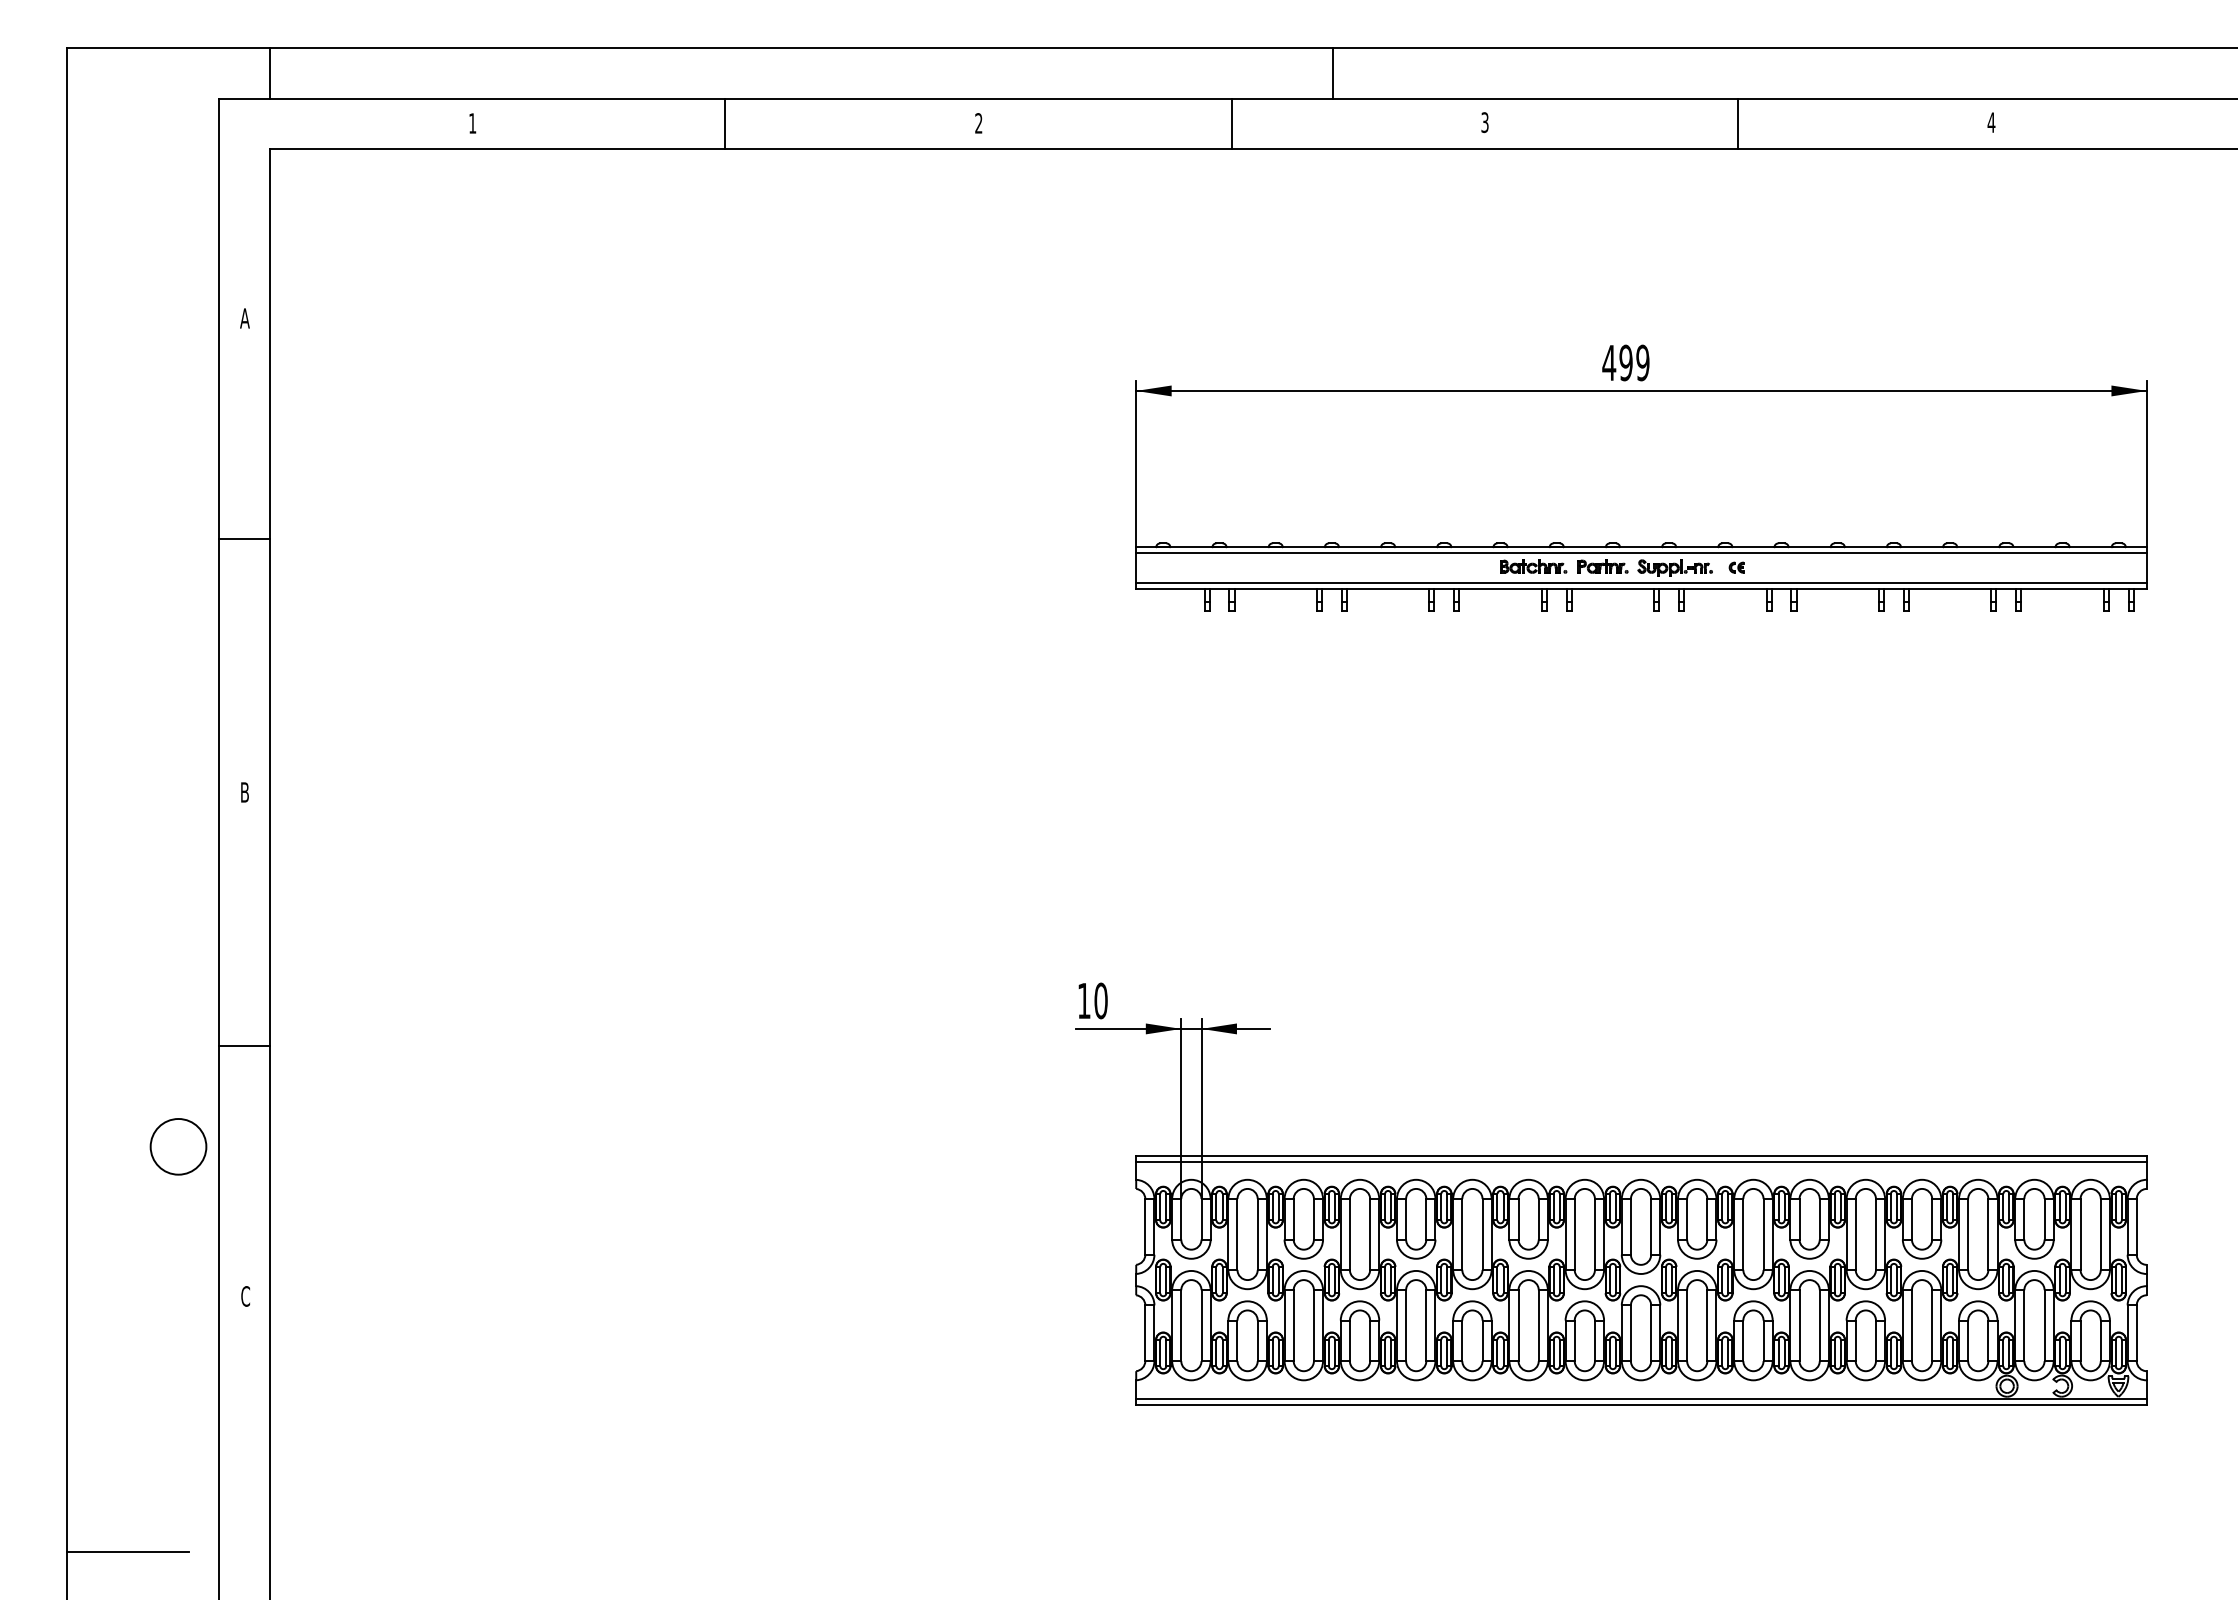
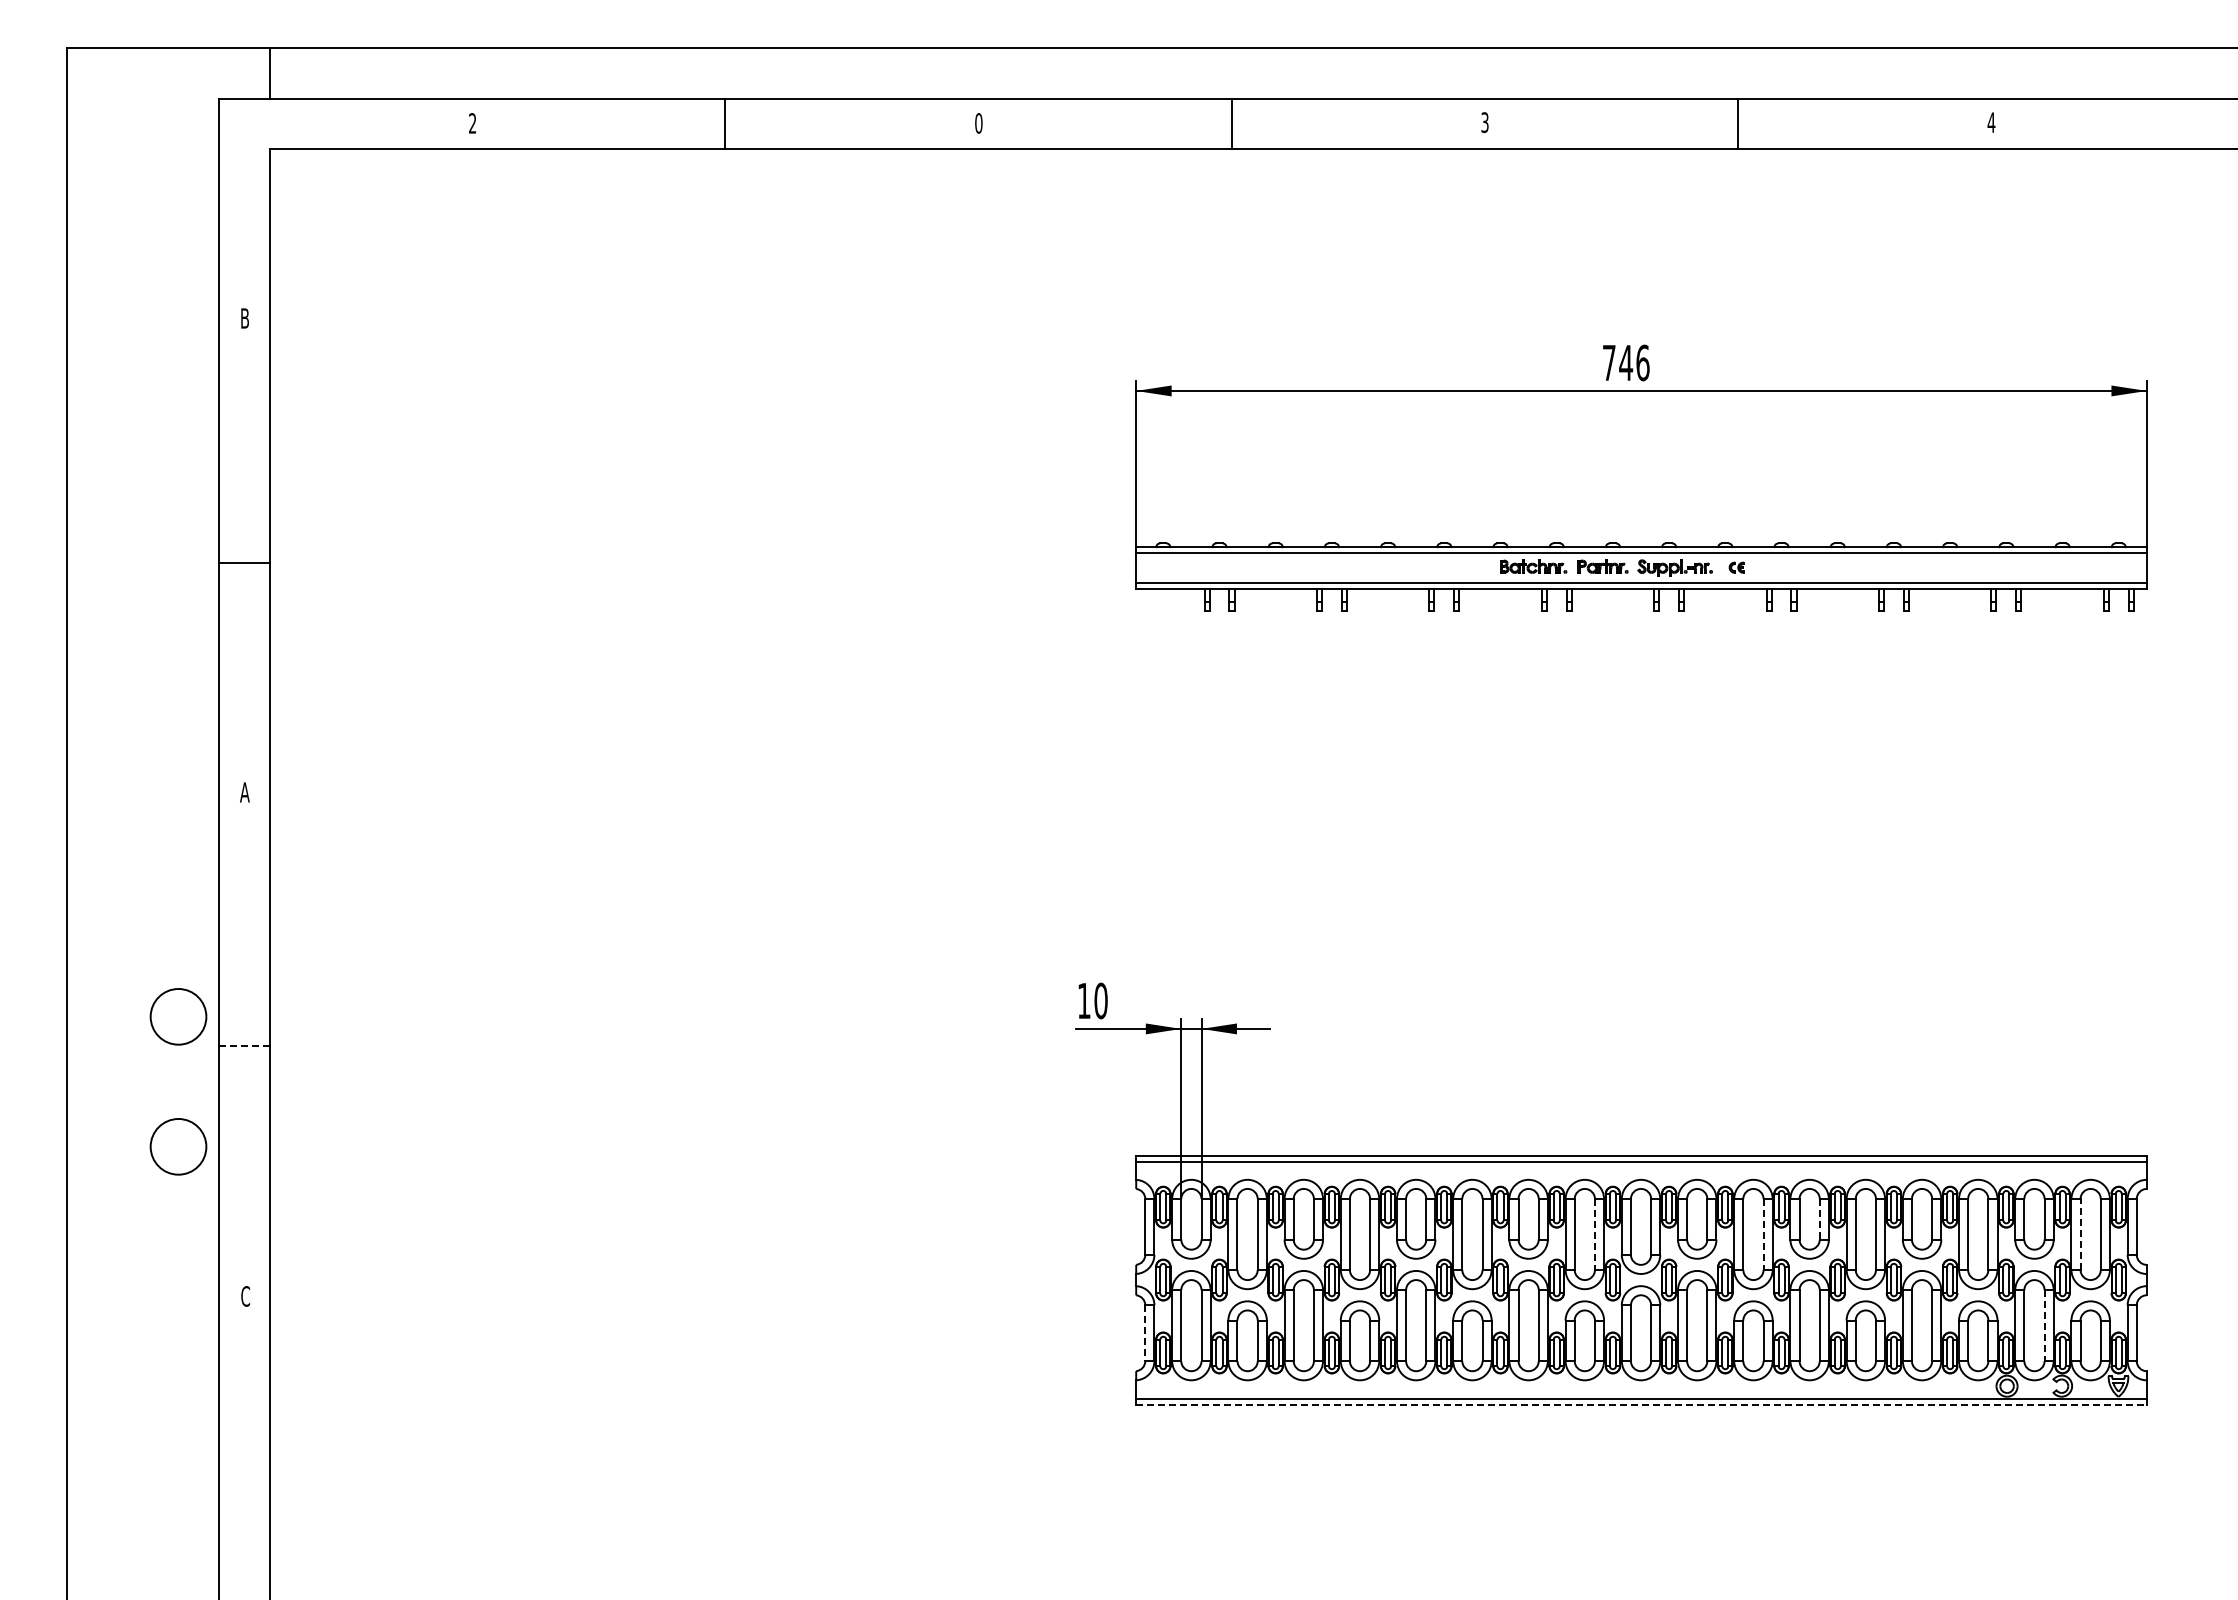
line: present -> none (1333, 73)
text: 1 -> 2 (472, 123)
text: 2 -> 0 (978, 123)
text: A -> B (244, 318)
text: 499 -> 746 (1625, 362)
line position: (244, 539) -> (244, 563) (244, 563)
text: B -> A (244, 792)
circle: none -> present (178, 1016)
line: solid -> dashed (244, 1045)
line: solid -> dashed (1819, 1219)
line: solid -> dashed (2080, 1234)
line: solid -> dashed (1594, 1235)
line: solid -> dashed (1763, 1235)
line: solid -> dashed (2044, 1326)
line: solid -> dashed (1145, 1333)
line: solid -> dashed (1642, 1404)
line: present -> none (127, 1551)
